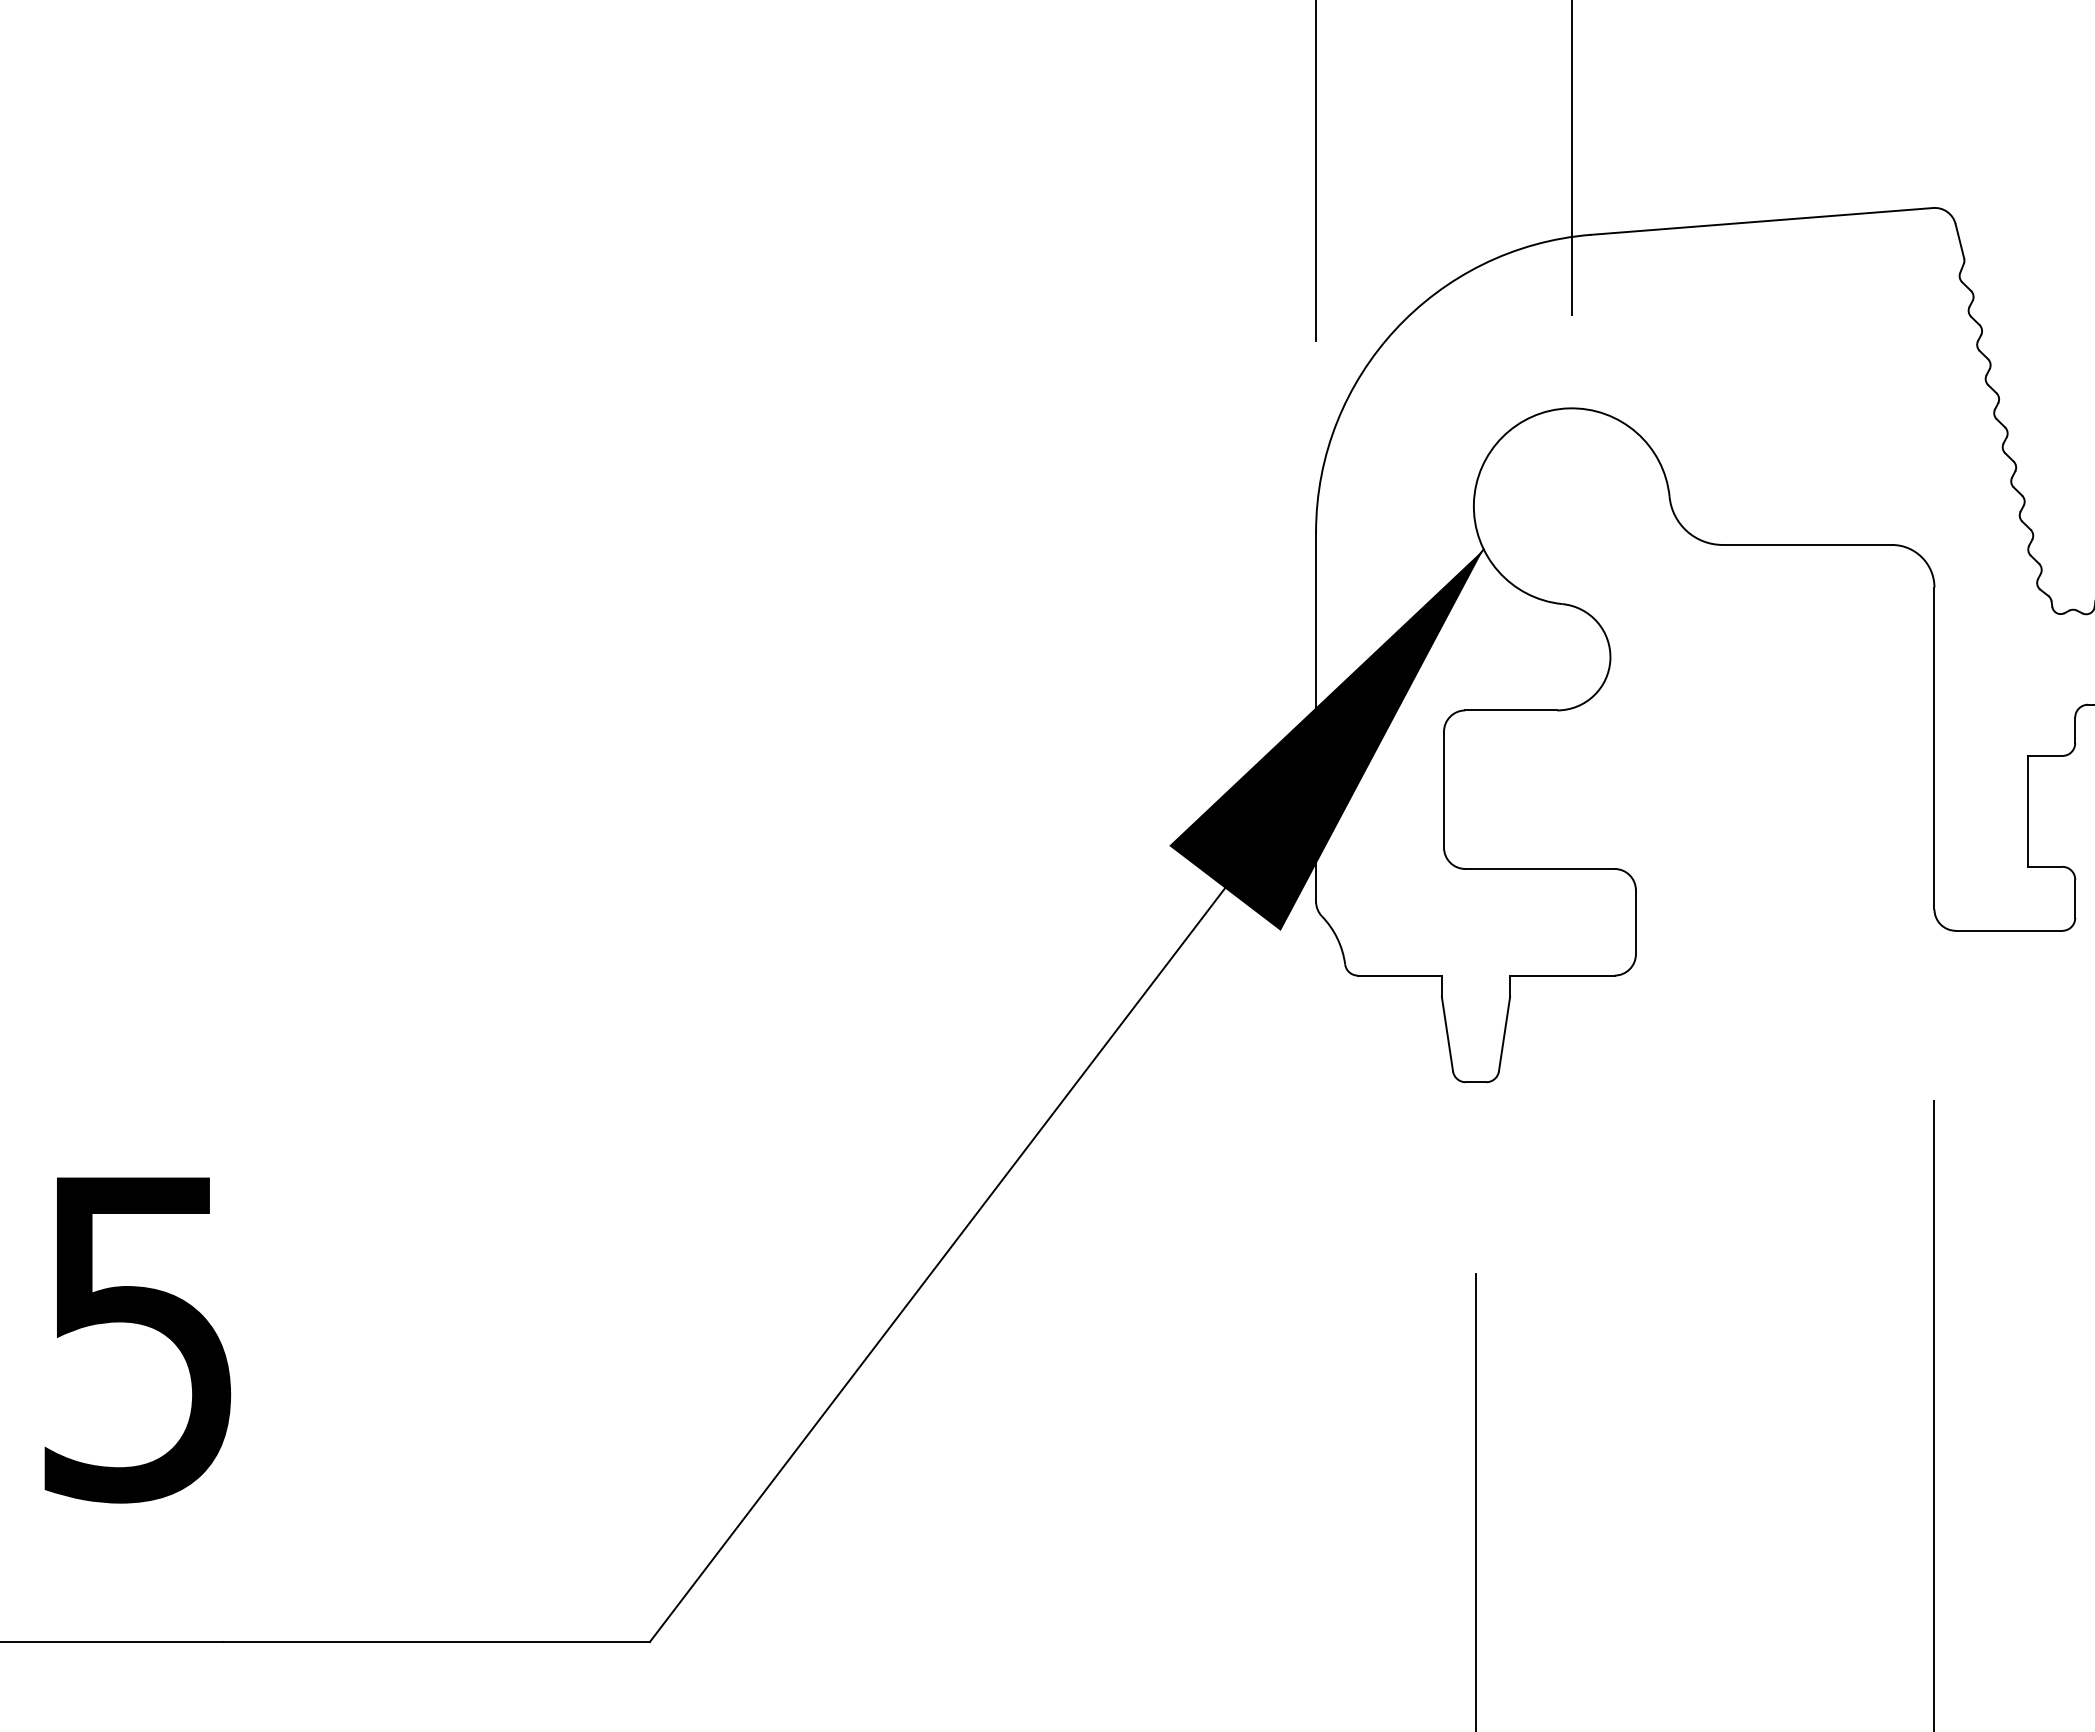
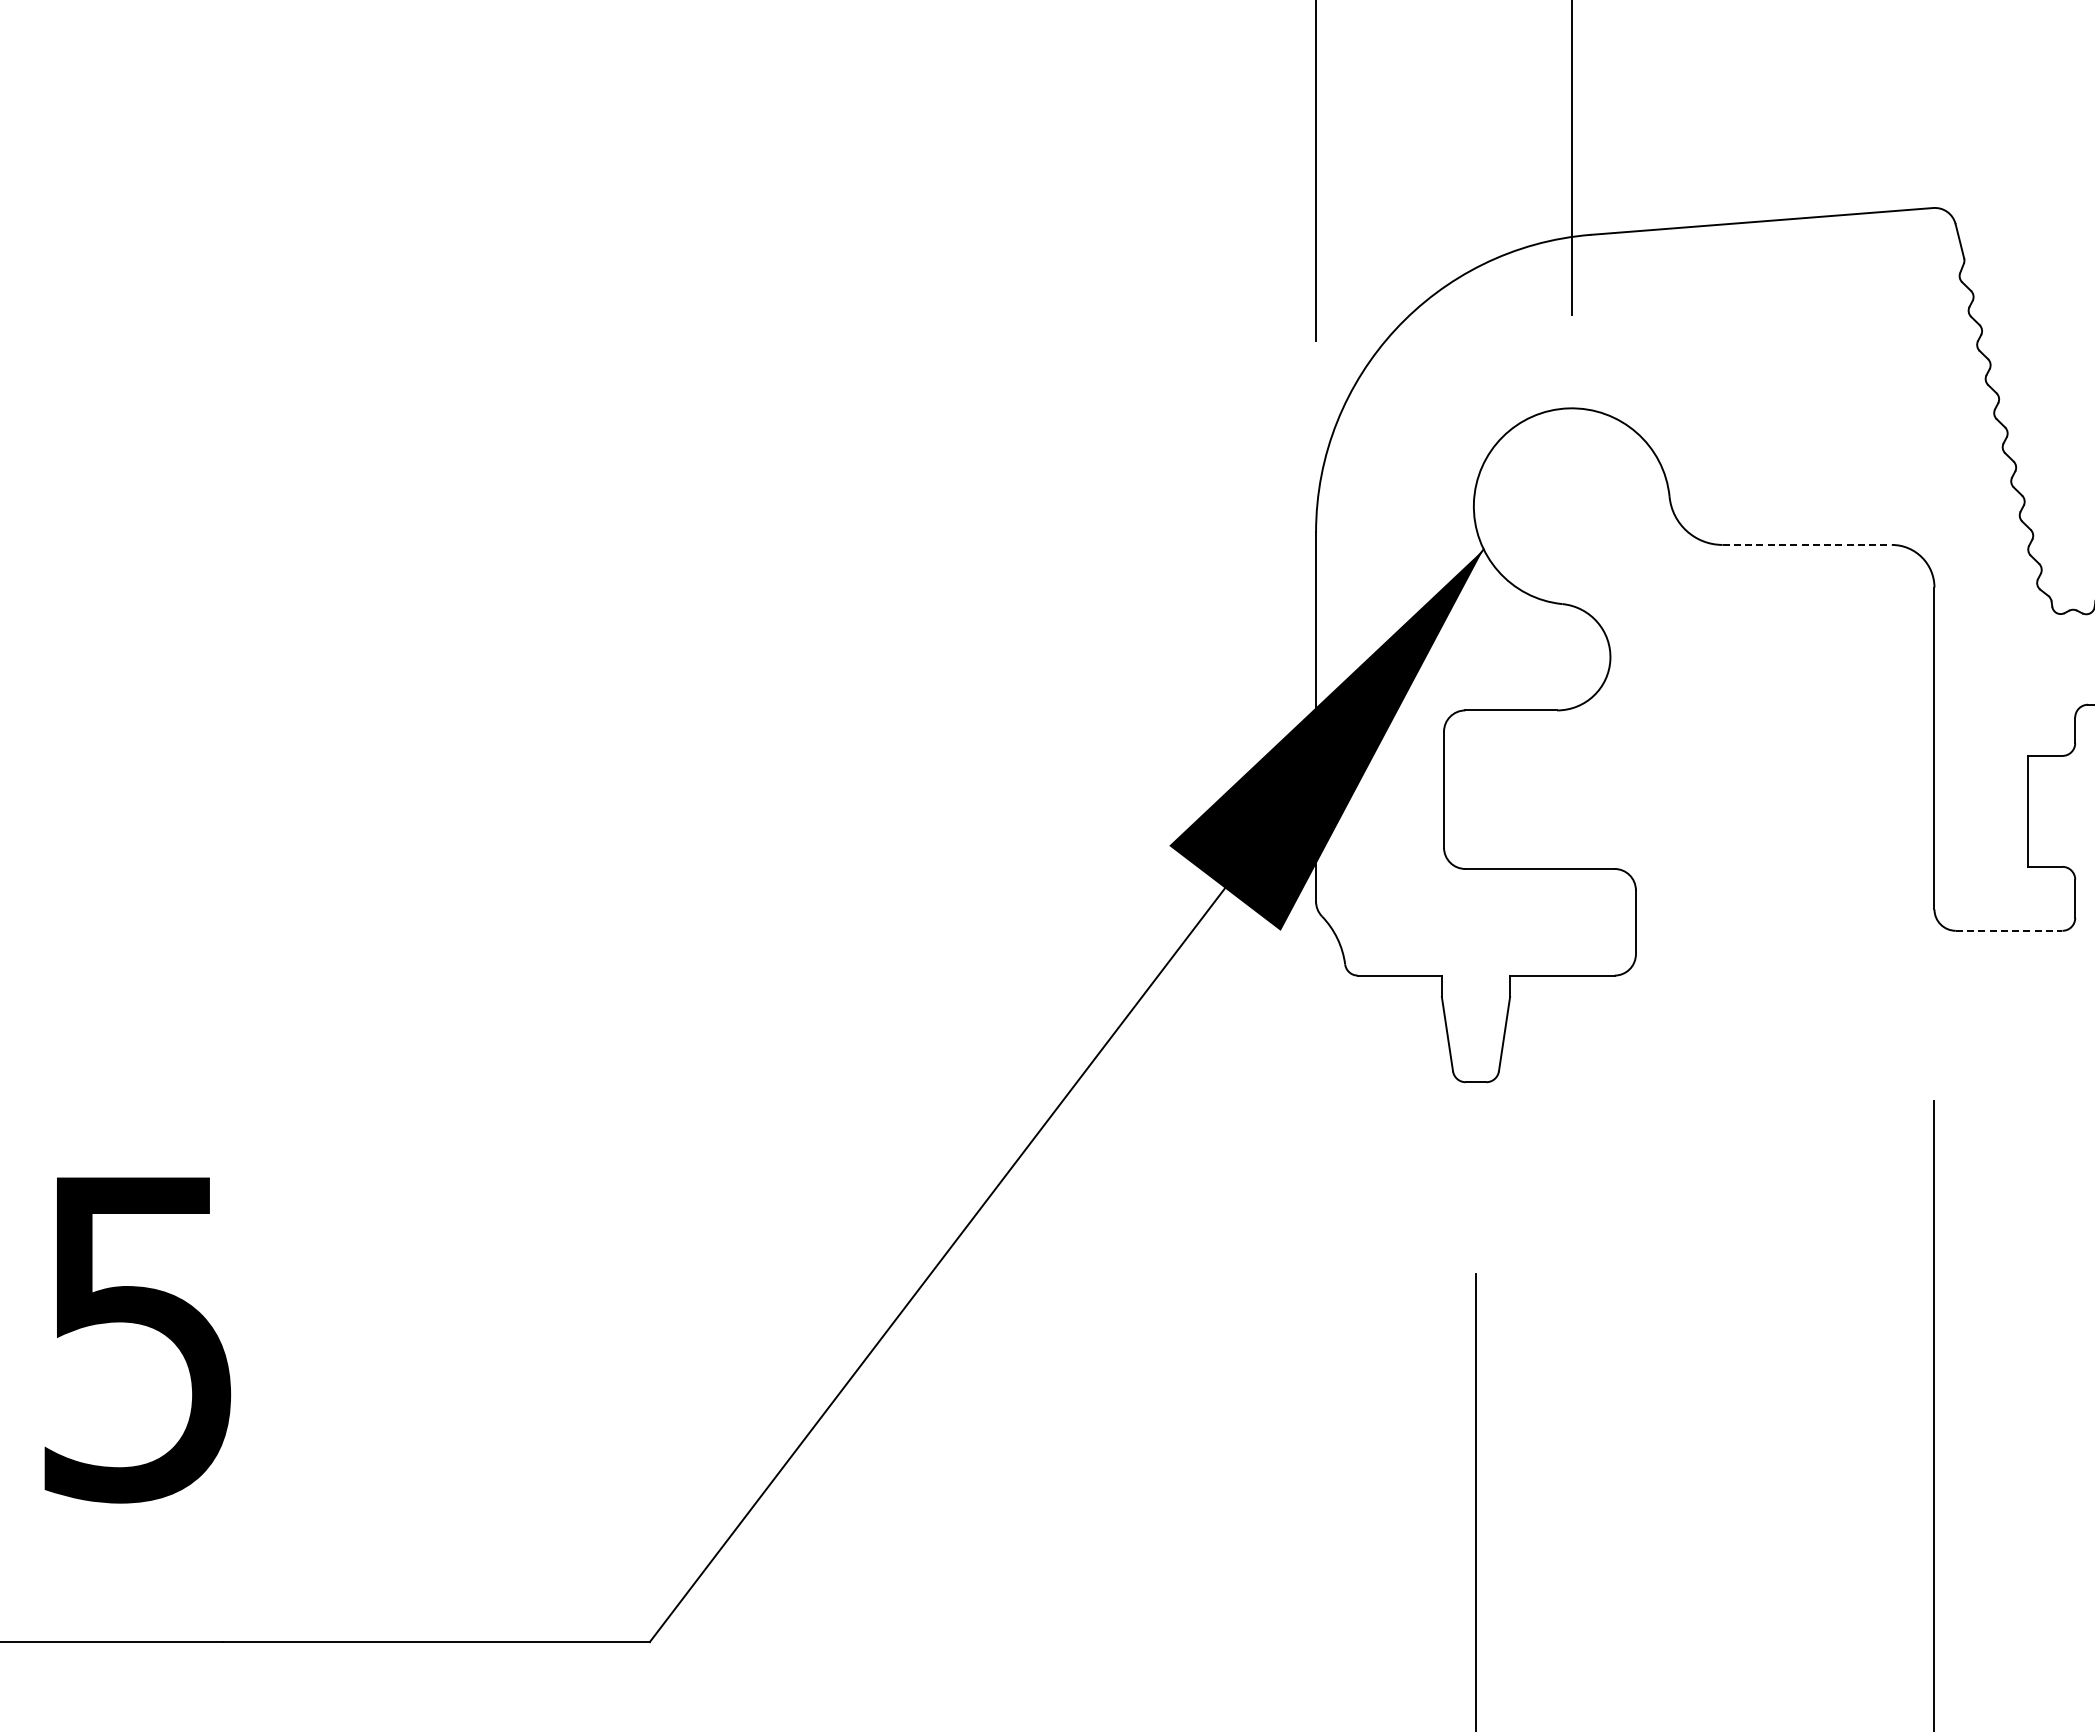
line: solid -> dashed (1807, 544)
line: solid -> dashed (2009, 930)
